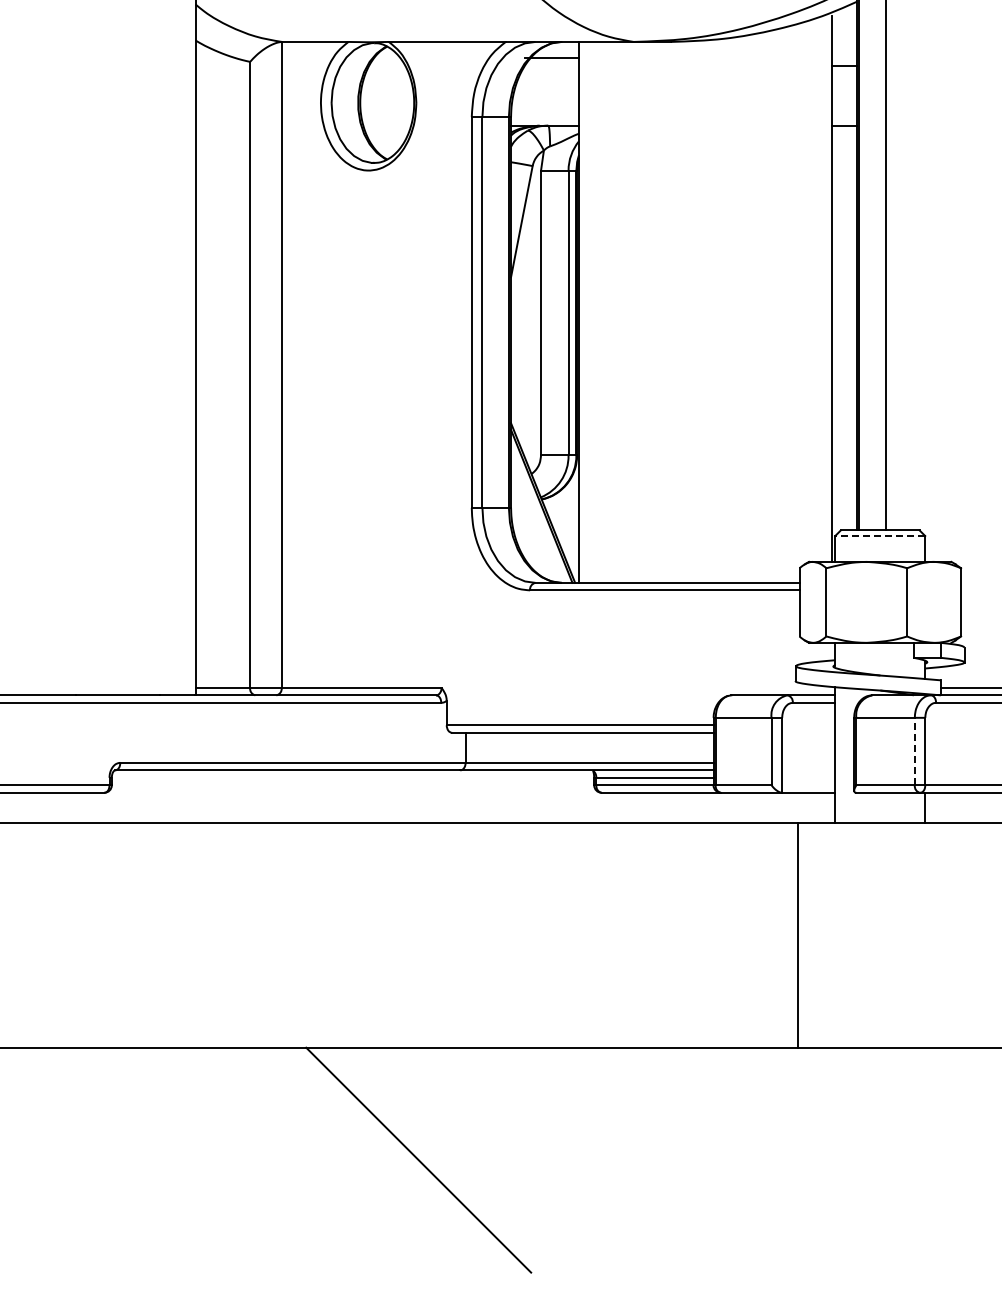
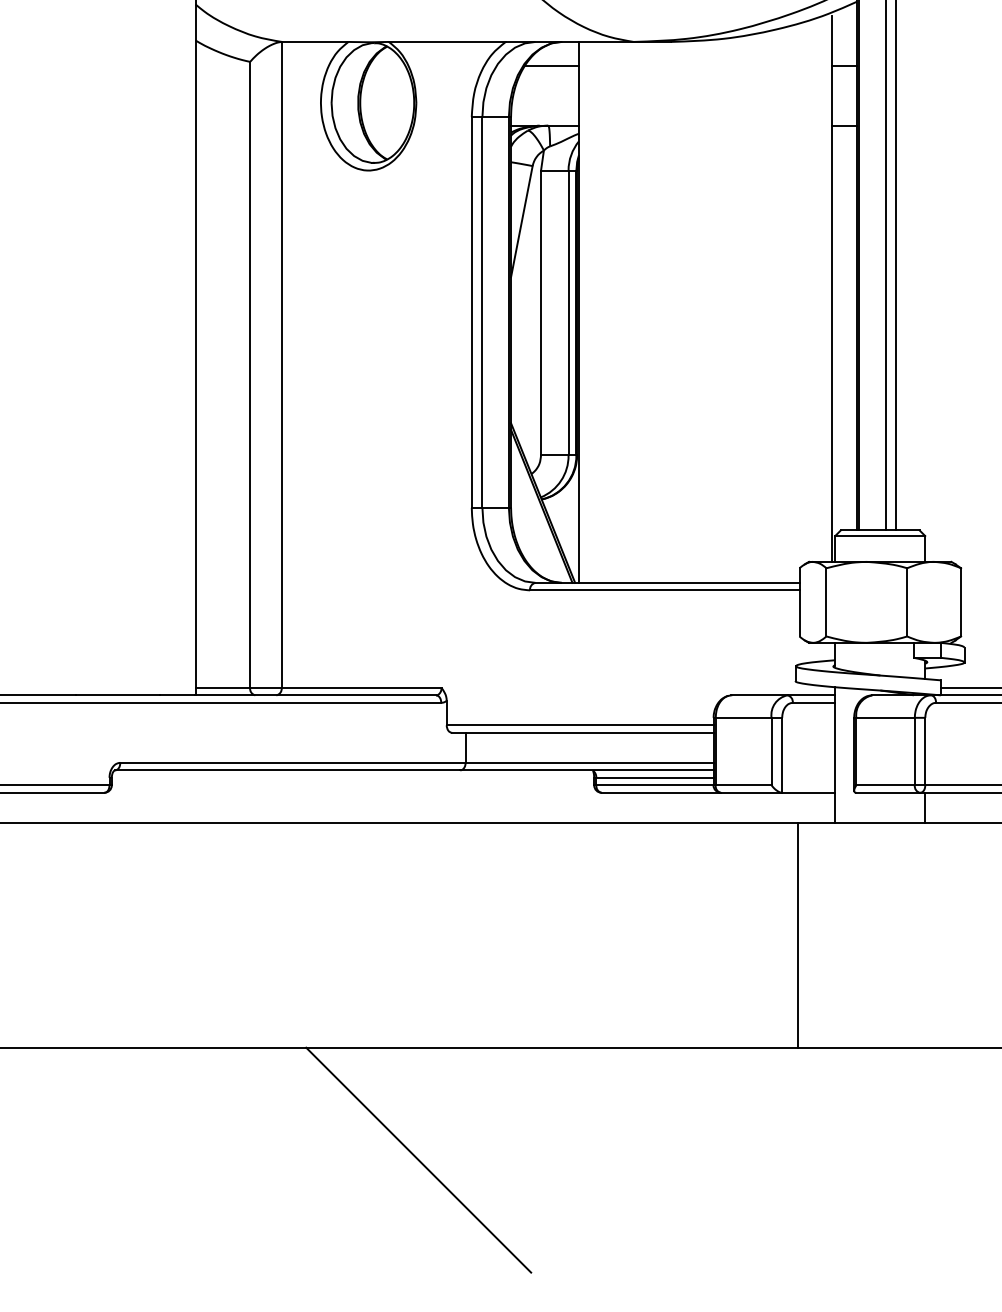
line position: (551, 57) -> (551, 65) (551, 65)
line: none -> present (896, 266)
line: dashed -> solid (880, 536)
line: dashed -> solid (914, 751)
